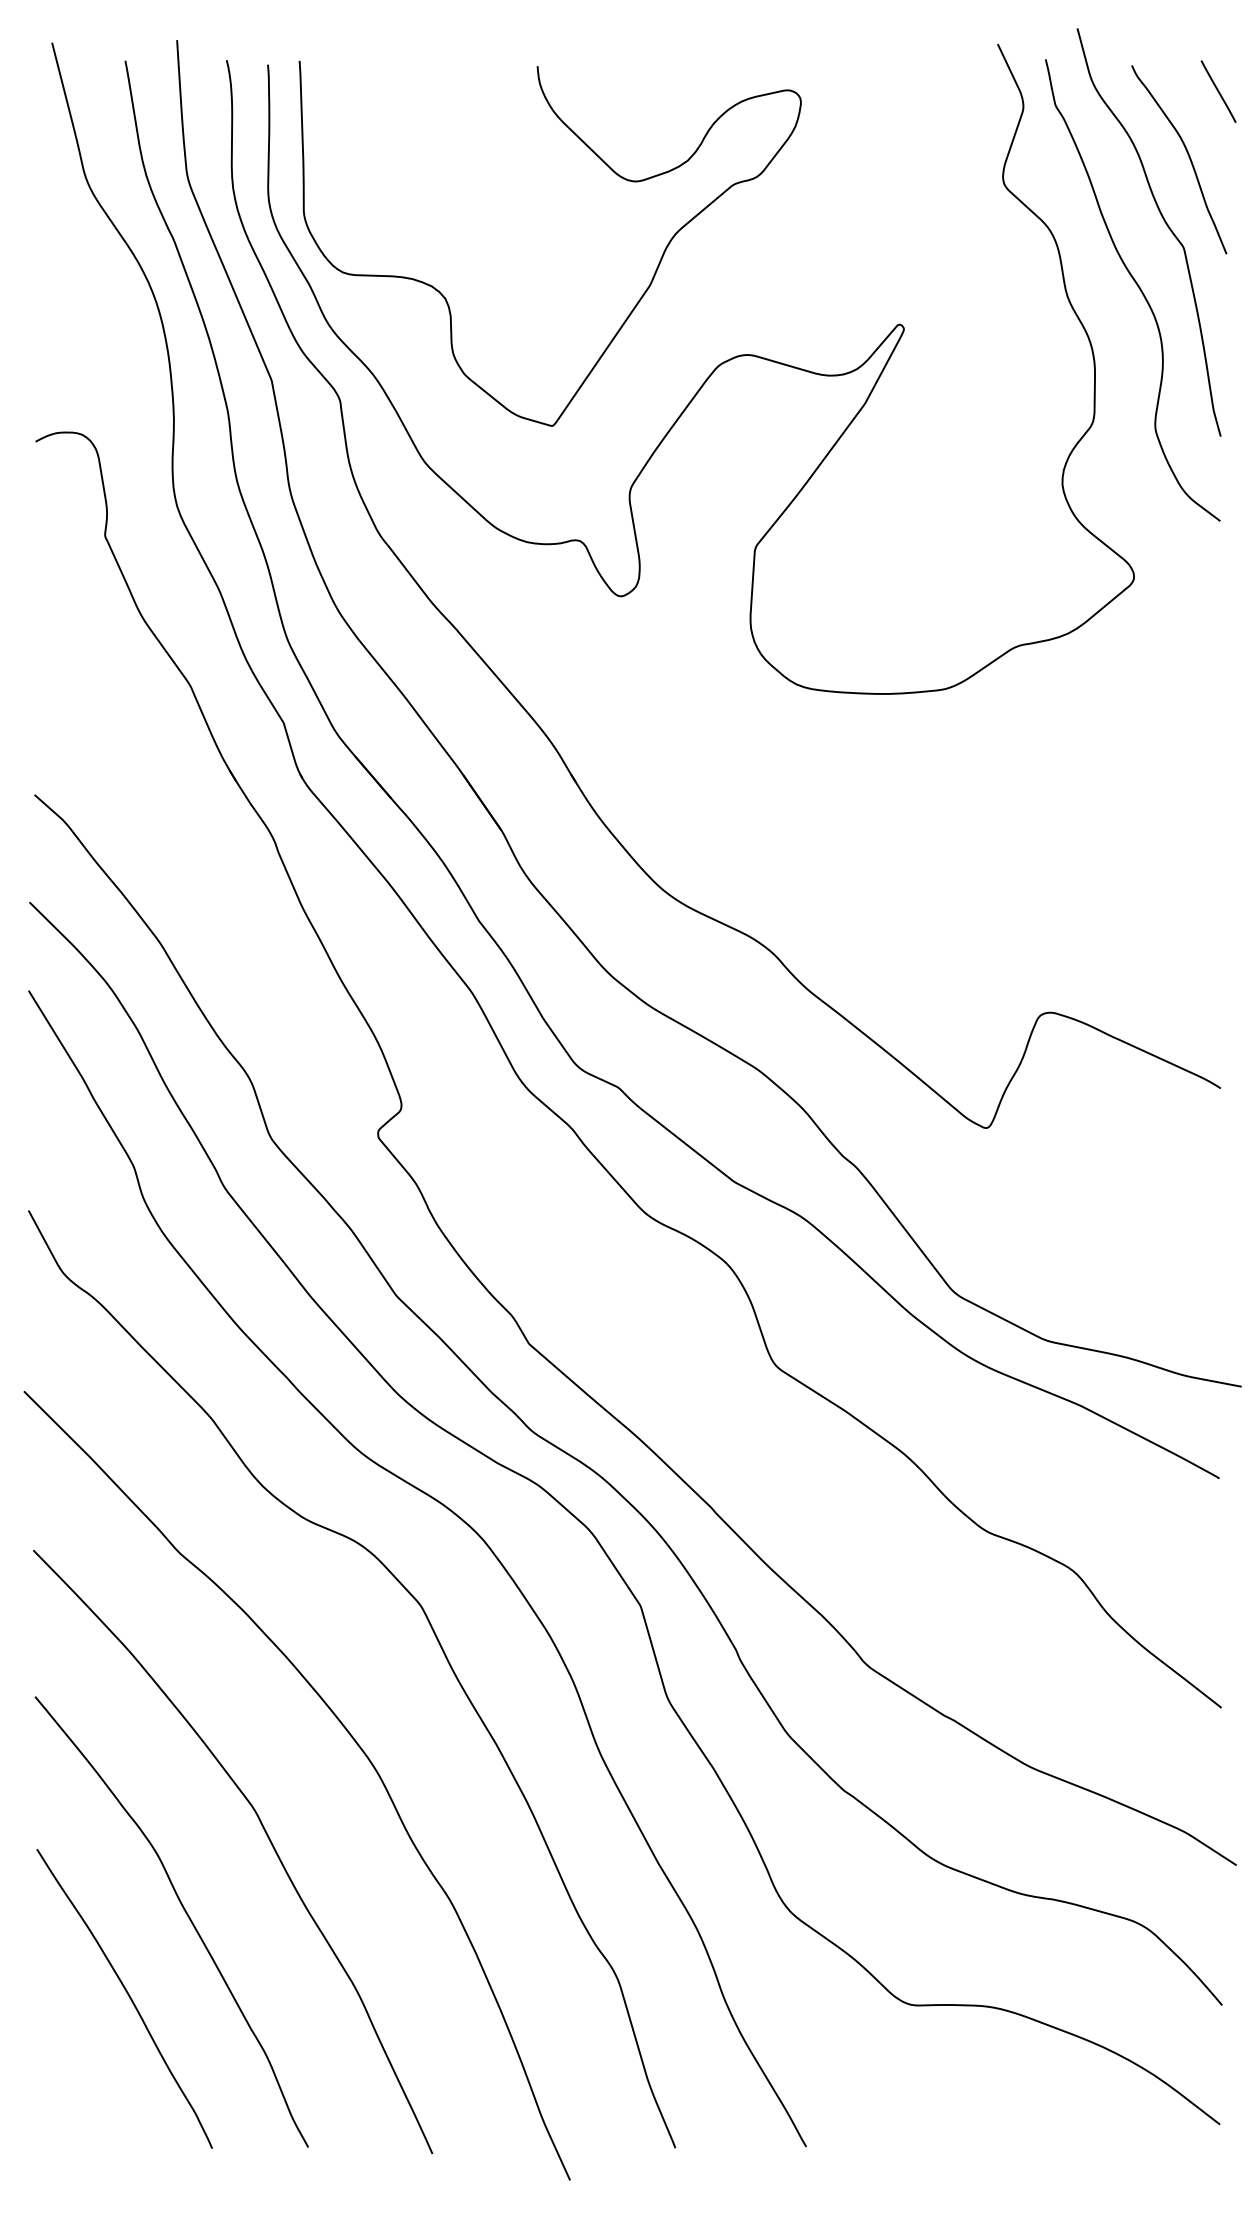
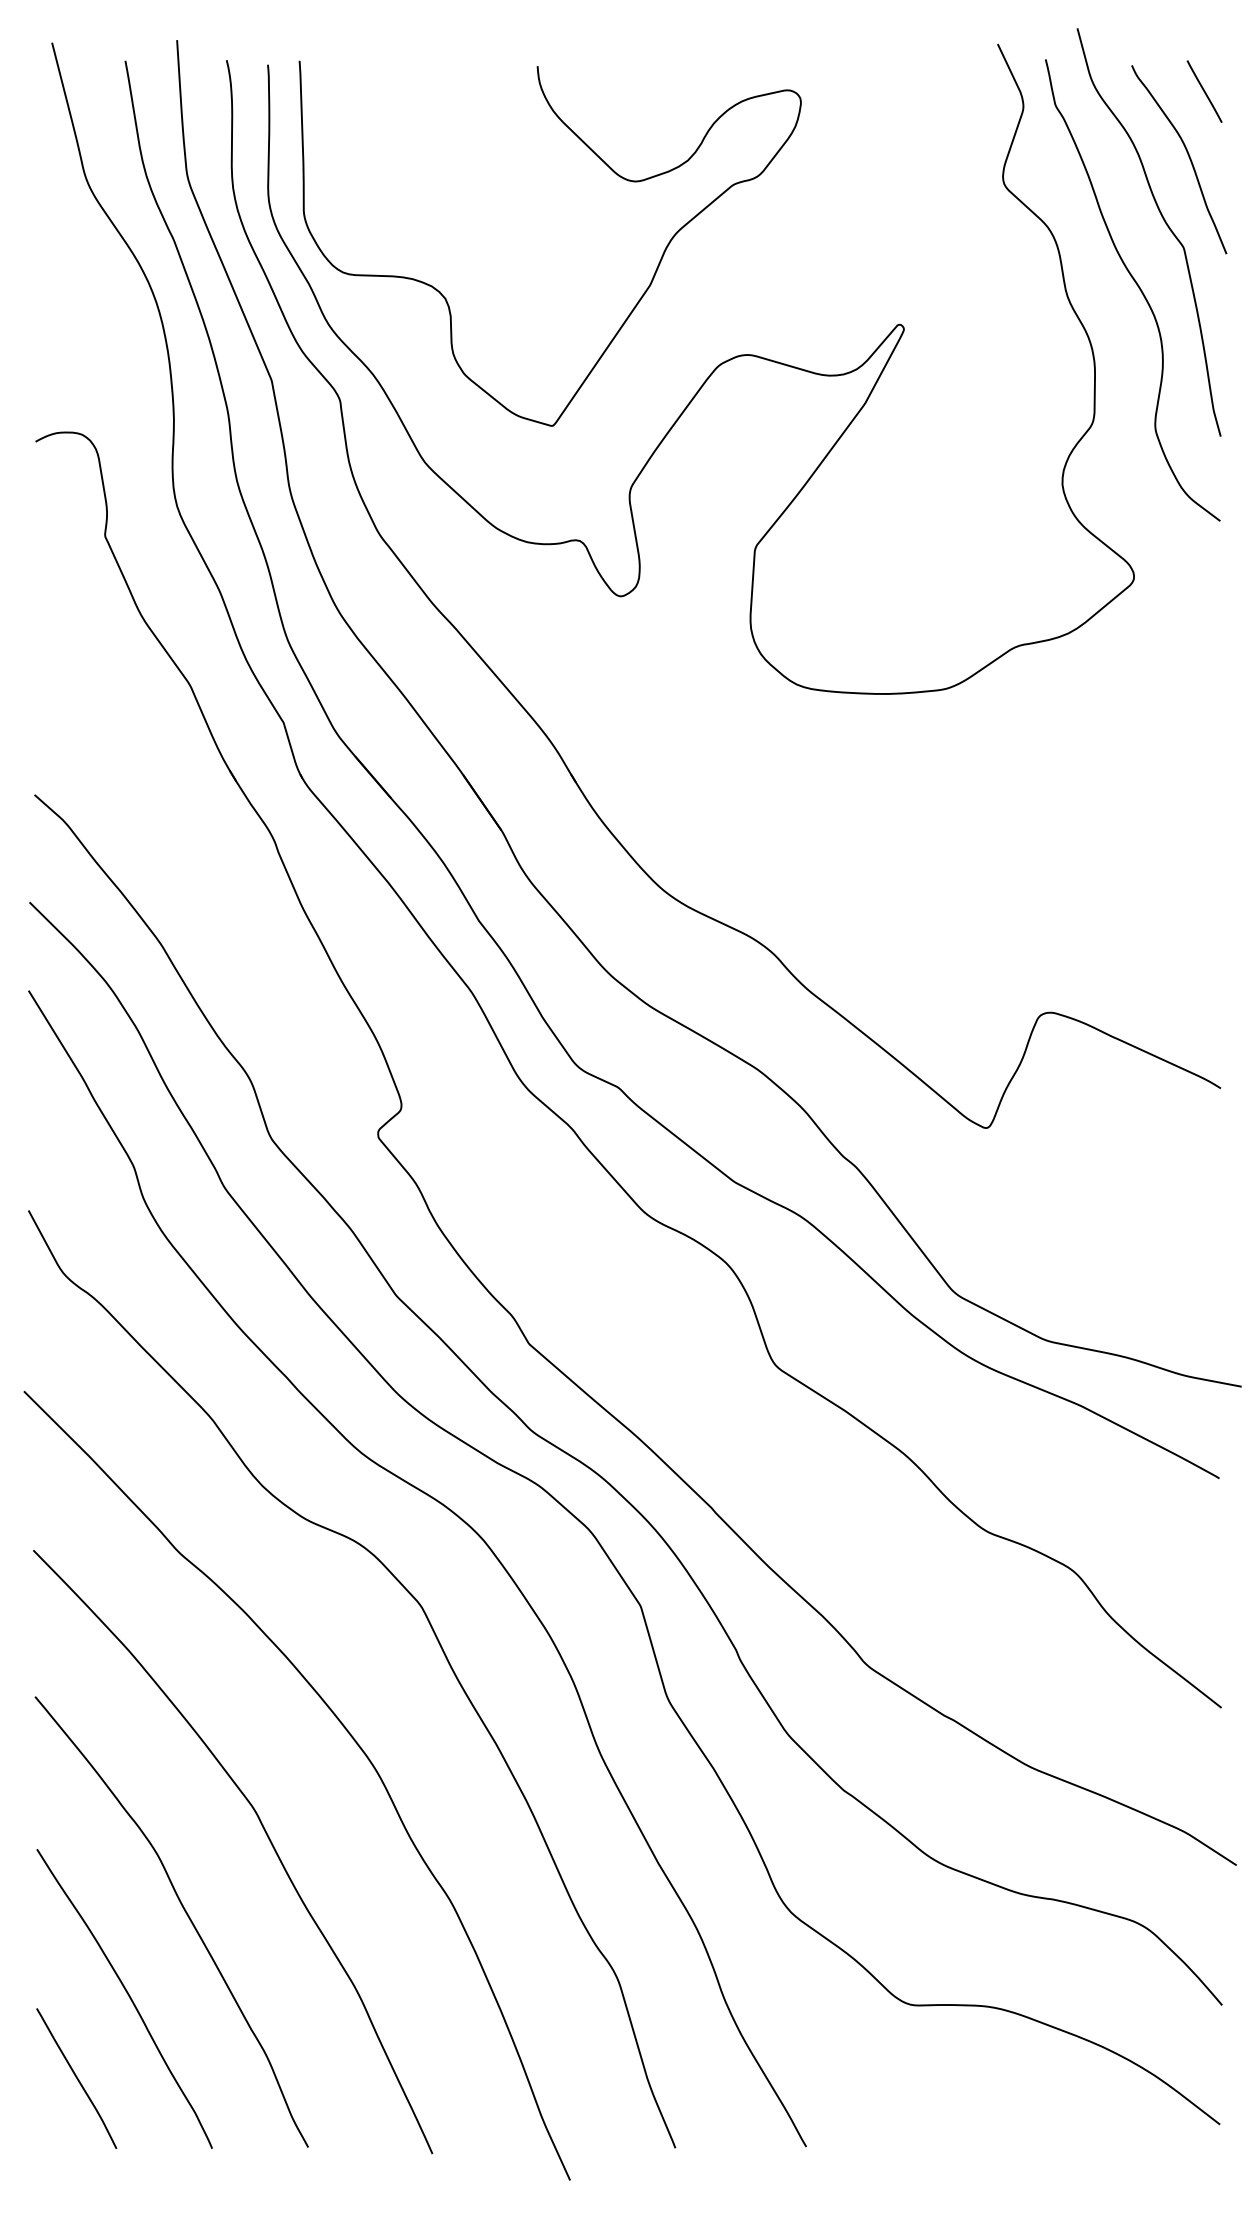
line position: (1218, 91) -> (1204, 91) (1204, 91)
curve: none -> present (76, 2078)
